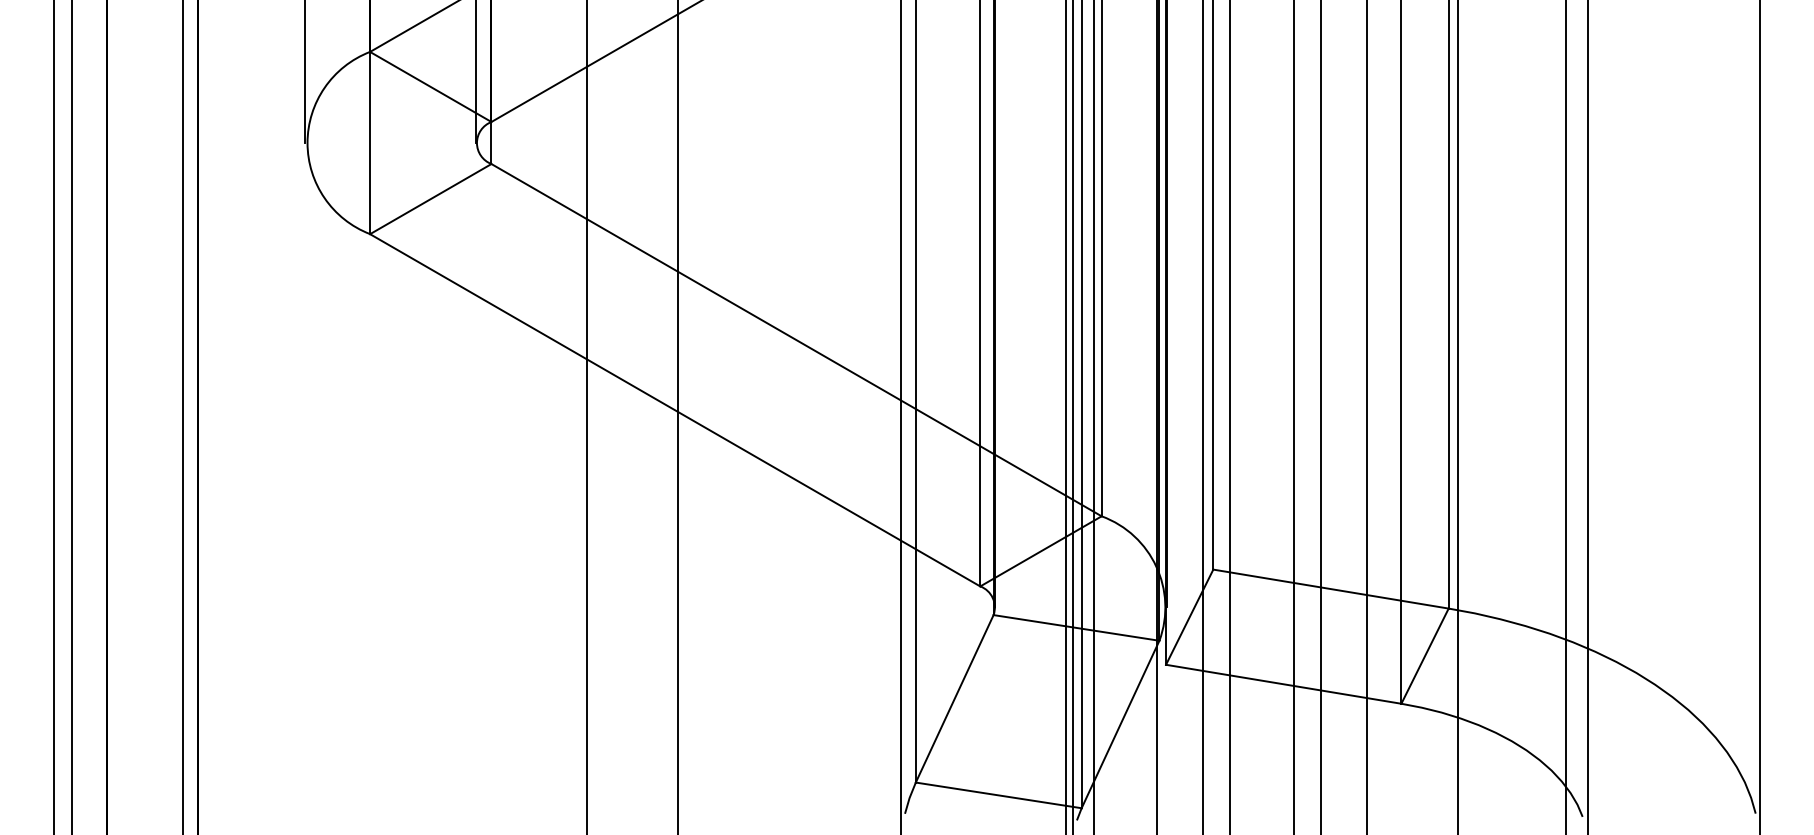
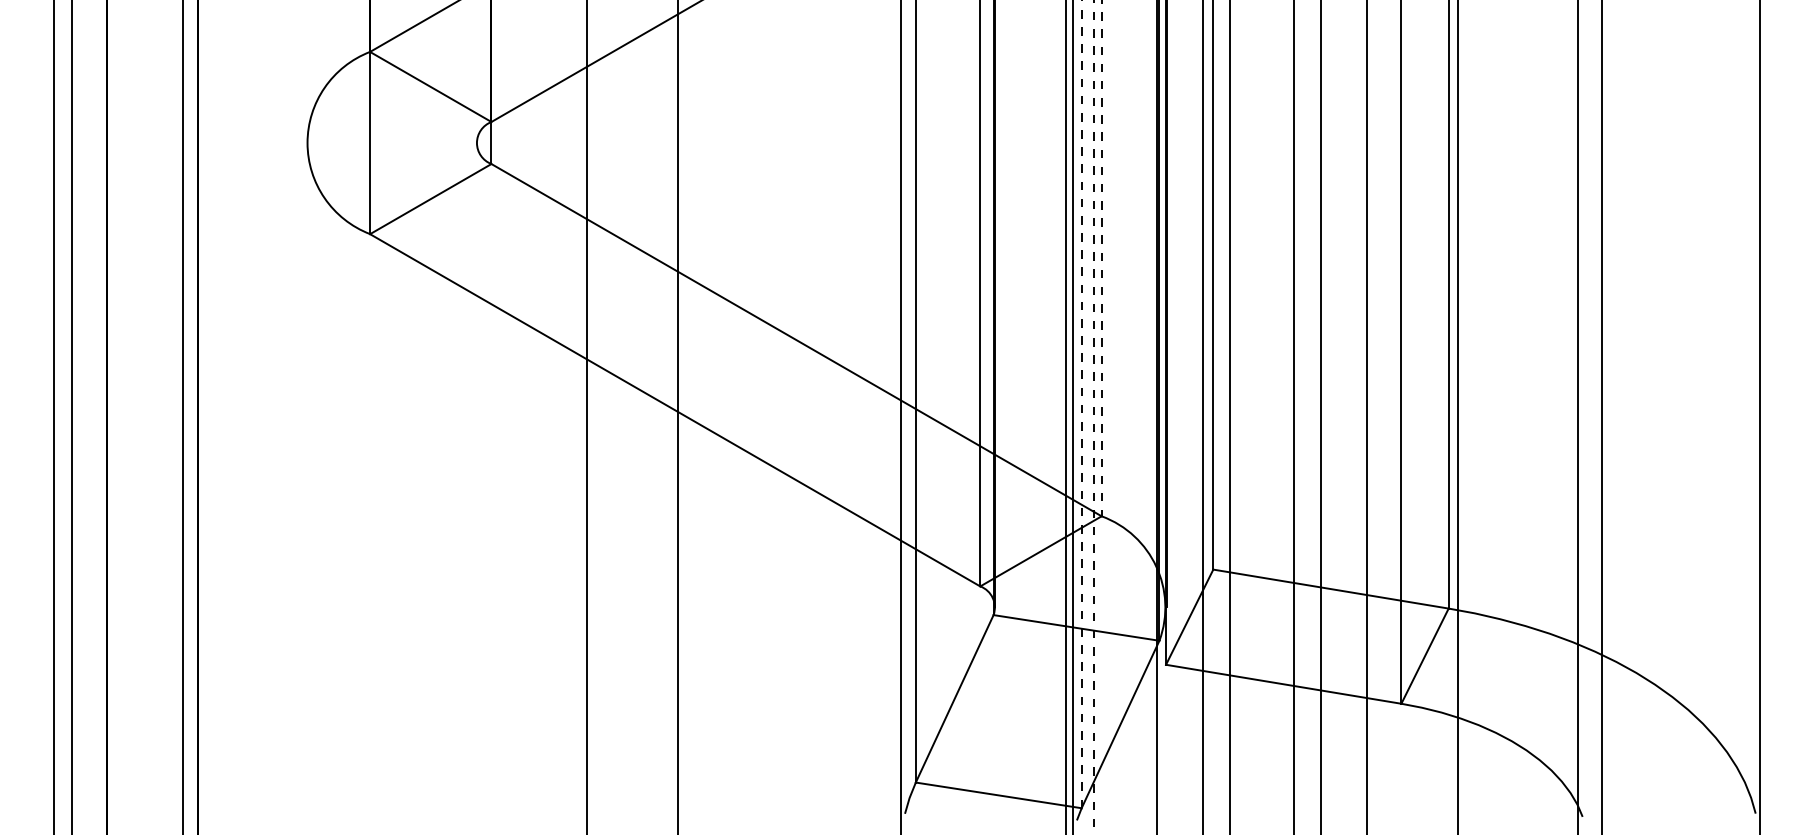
line: present -> none (304, 72)
line: present -> none (476, 72)
line: solid -> dashed (1101, 258)
line: solid -> dashed (1081, 404)
line position: (1566, 416) -> (1578, 416) (1578, 416)
line position: (1587, 416) -> (1601, 416) (1601, 416)
line: solid -> dashed (1094, 417)
